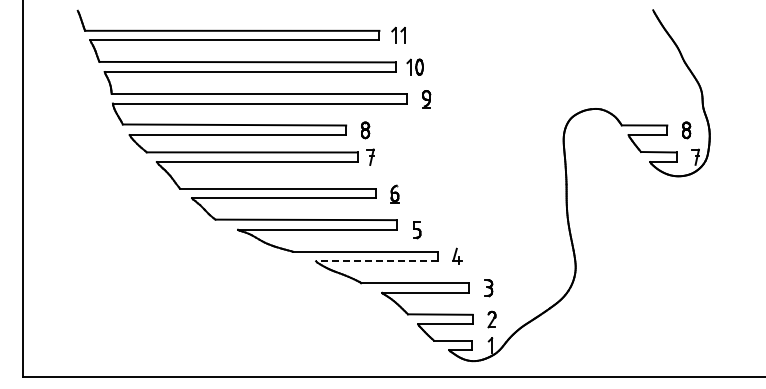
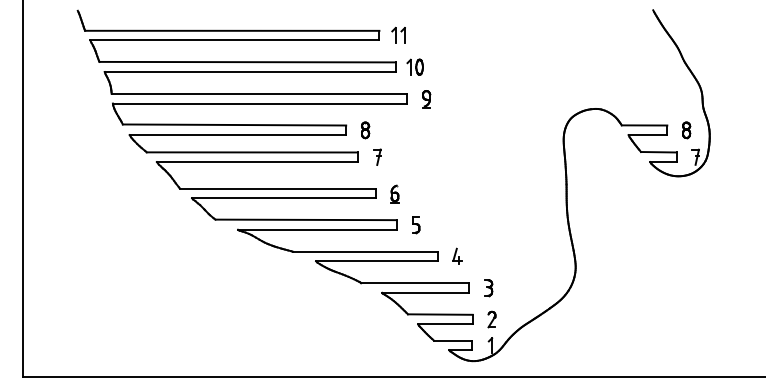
part position: (370, 156) -> (377, 156) (377, 156)
part position: (417, 230) -> (416, 225) (416, 225)
line: dashed -> solid (376, 261)
